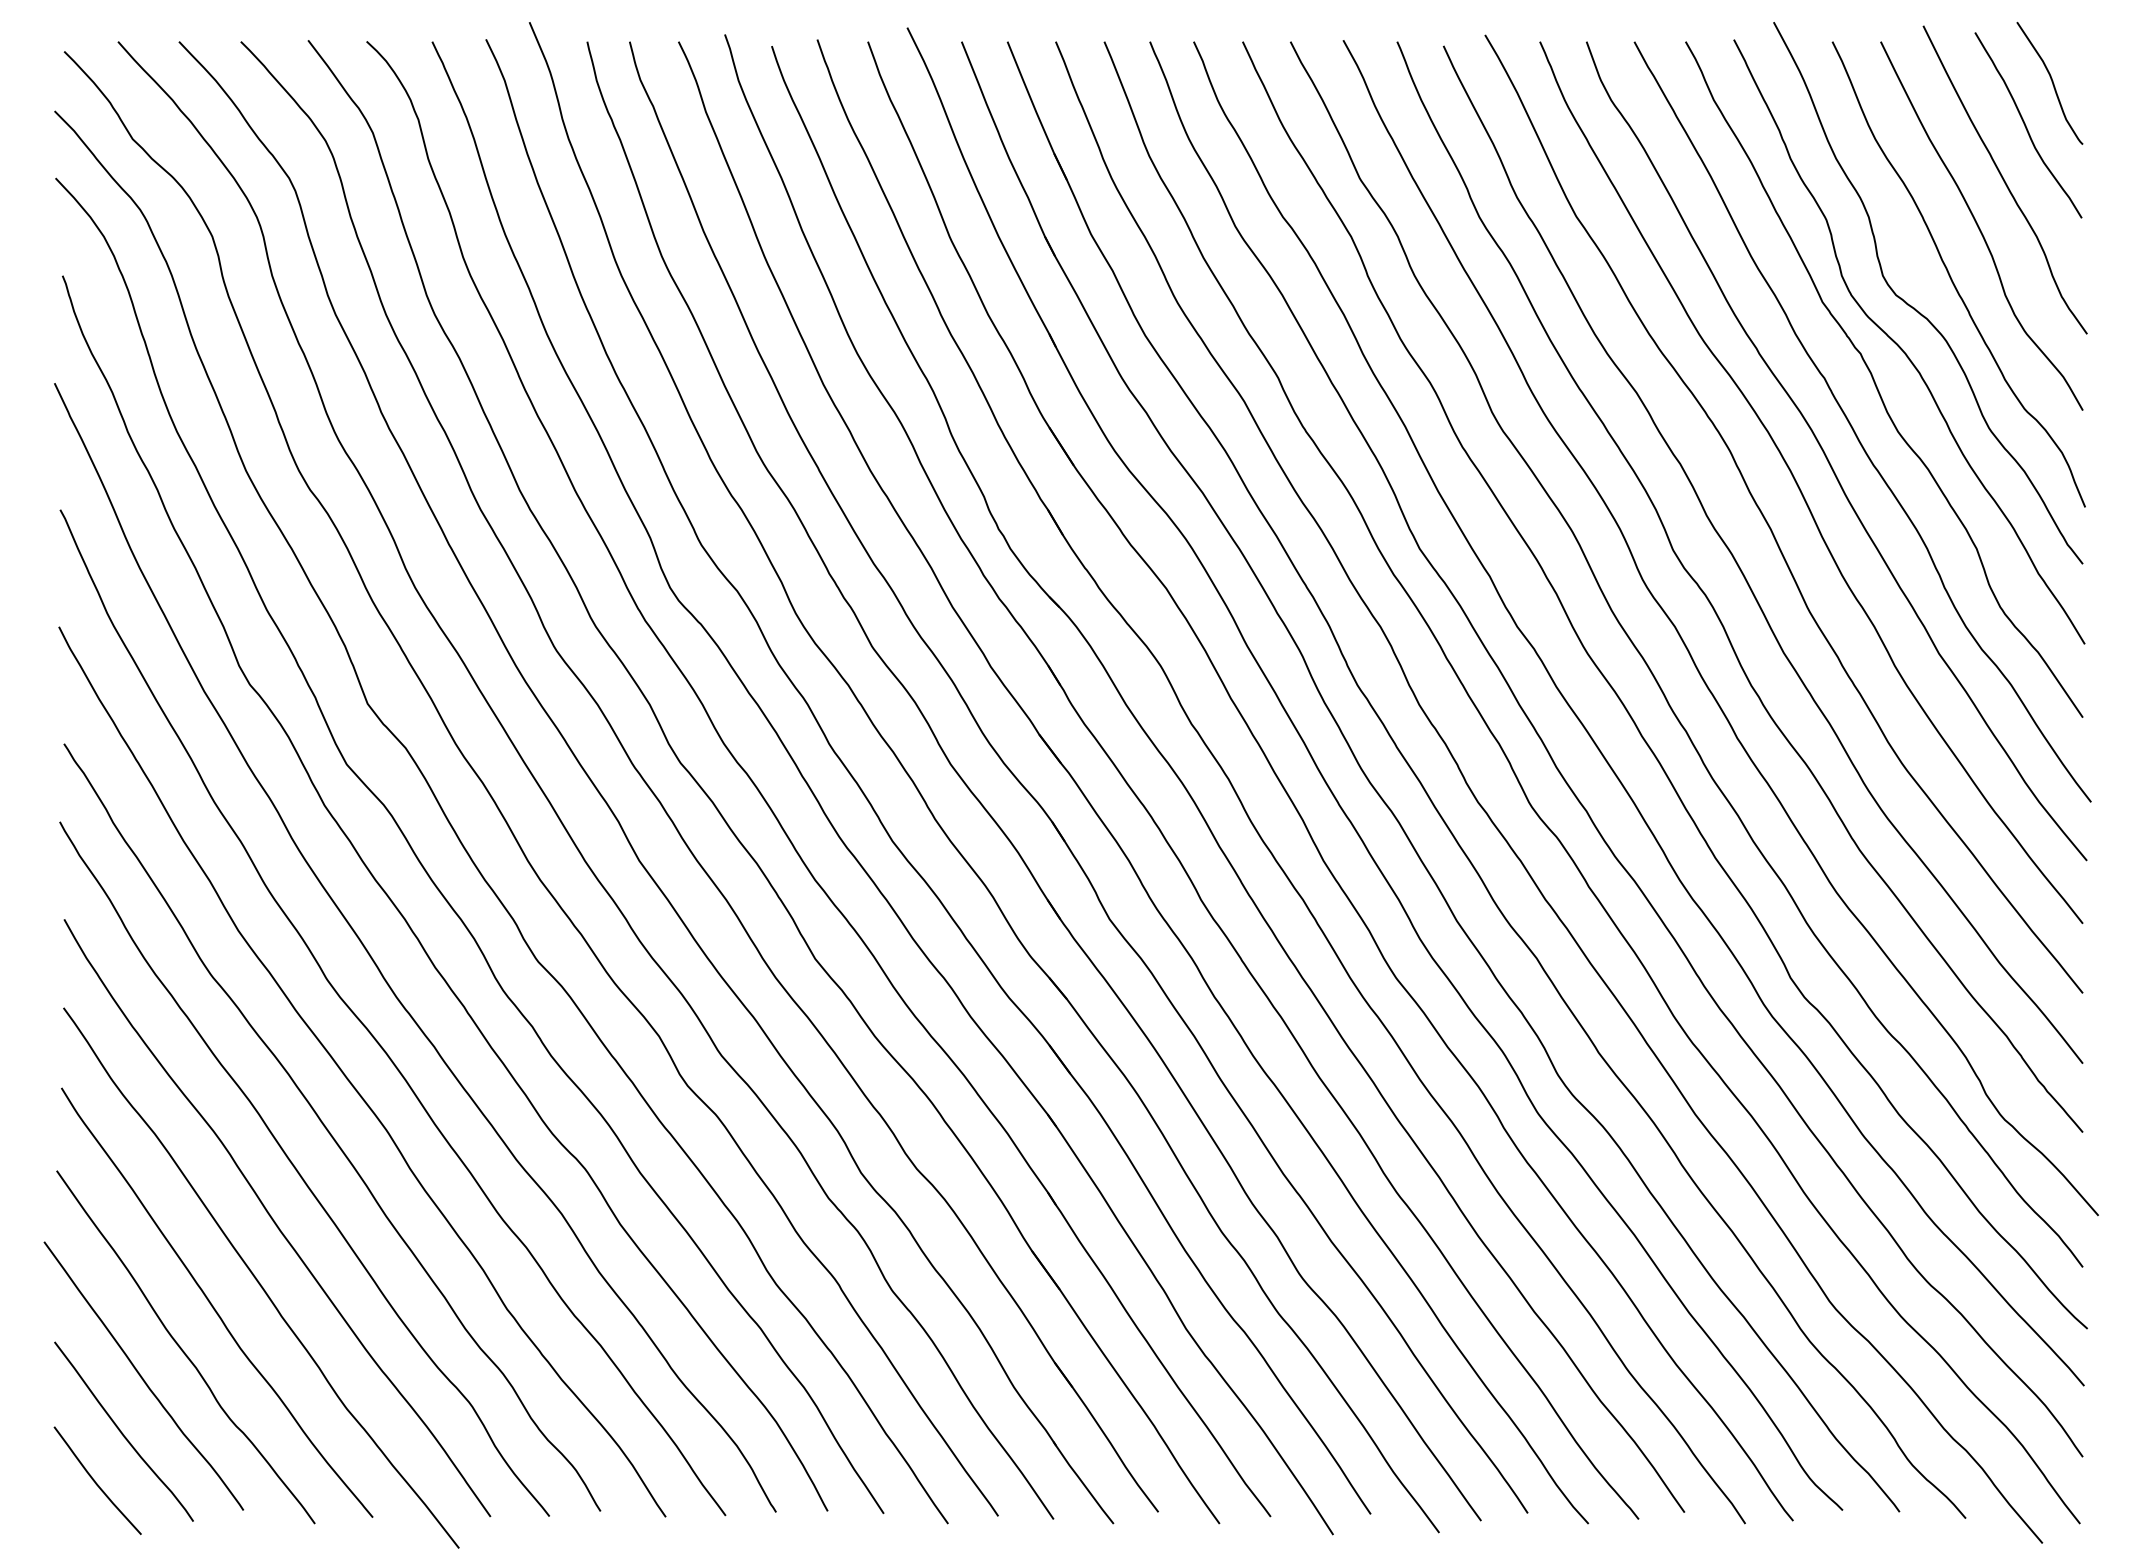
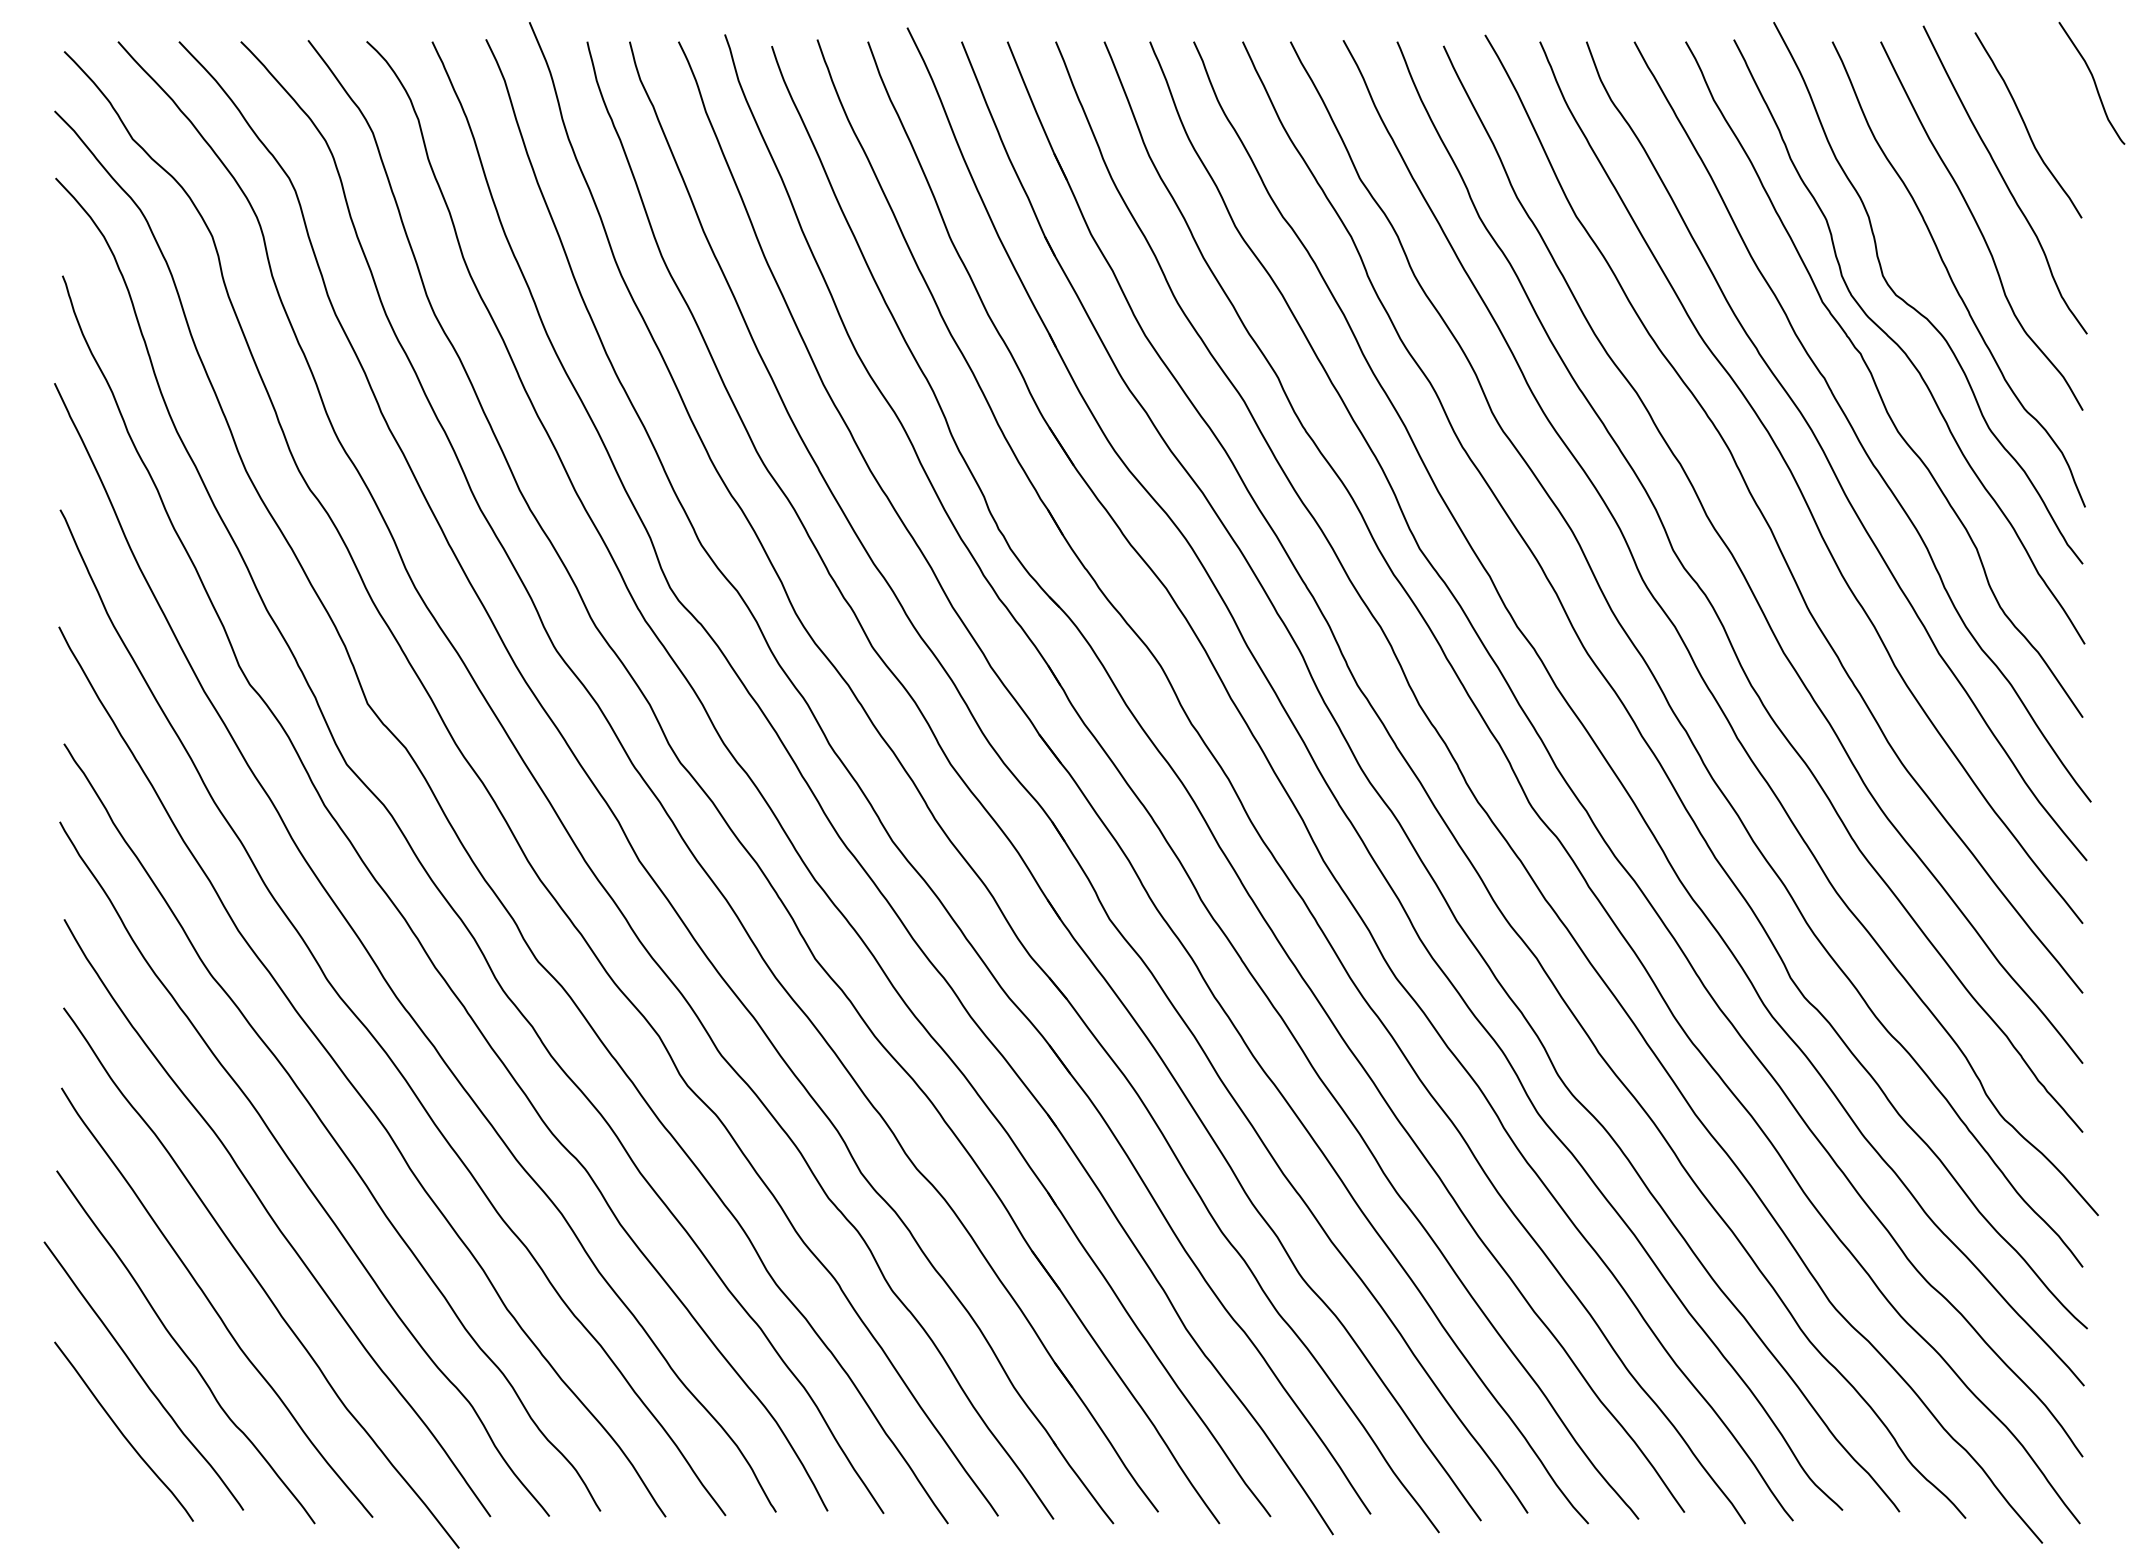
curve position: (2051, 82) -> (2093, 82) (2093, 82)
curve: present -> none (95, 1480)
